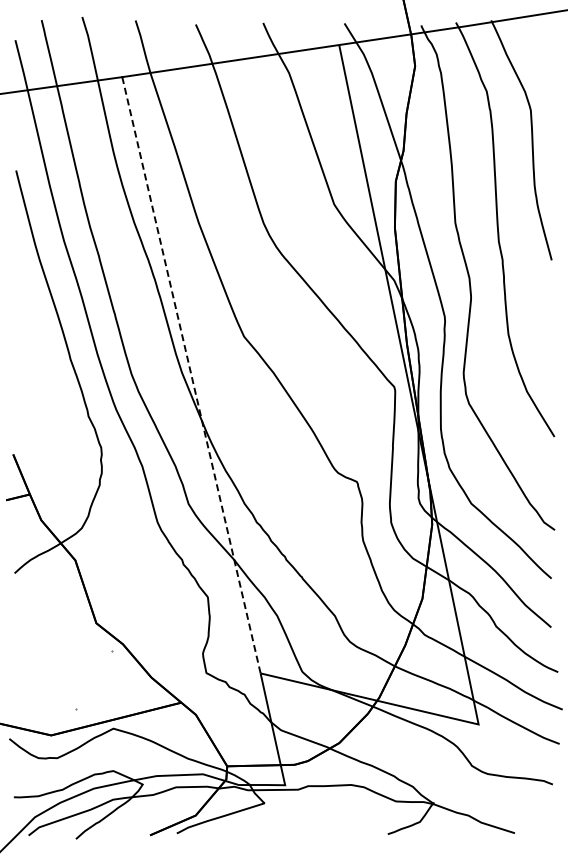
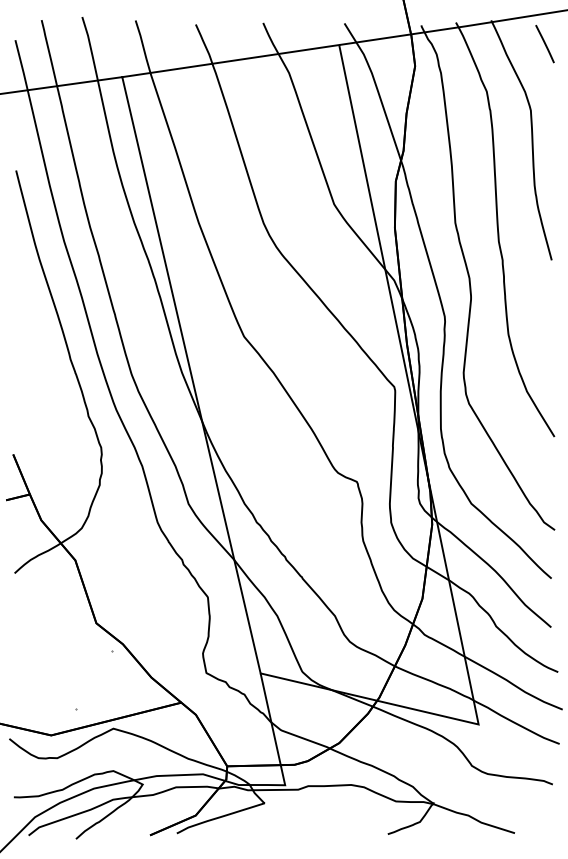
line: none -> present (544, 44)
line: dashed -> solid (191, 375)
